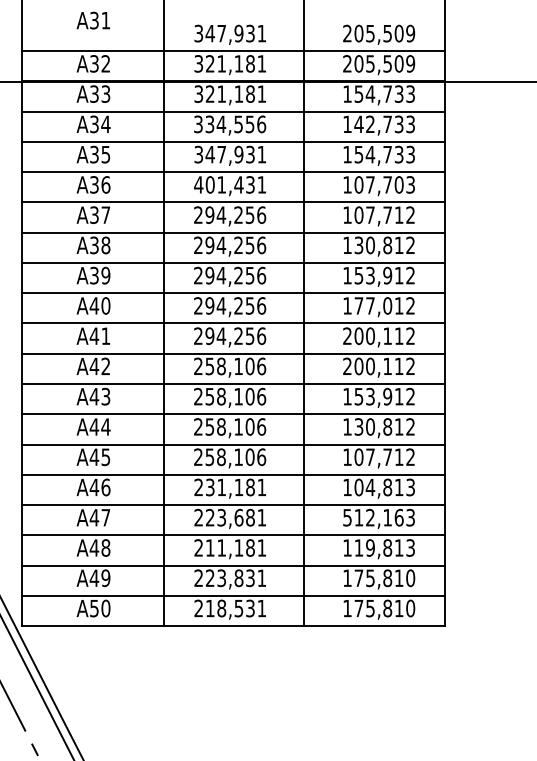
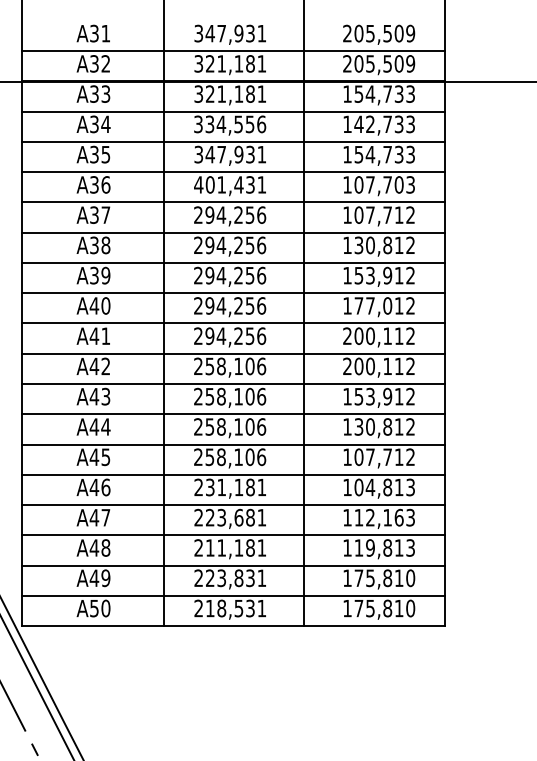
text position: (92, 20) -> (92, 33) (92, 33)
text: 512,163 -> 112,163 (347, 517)
